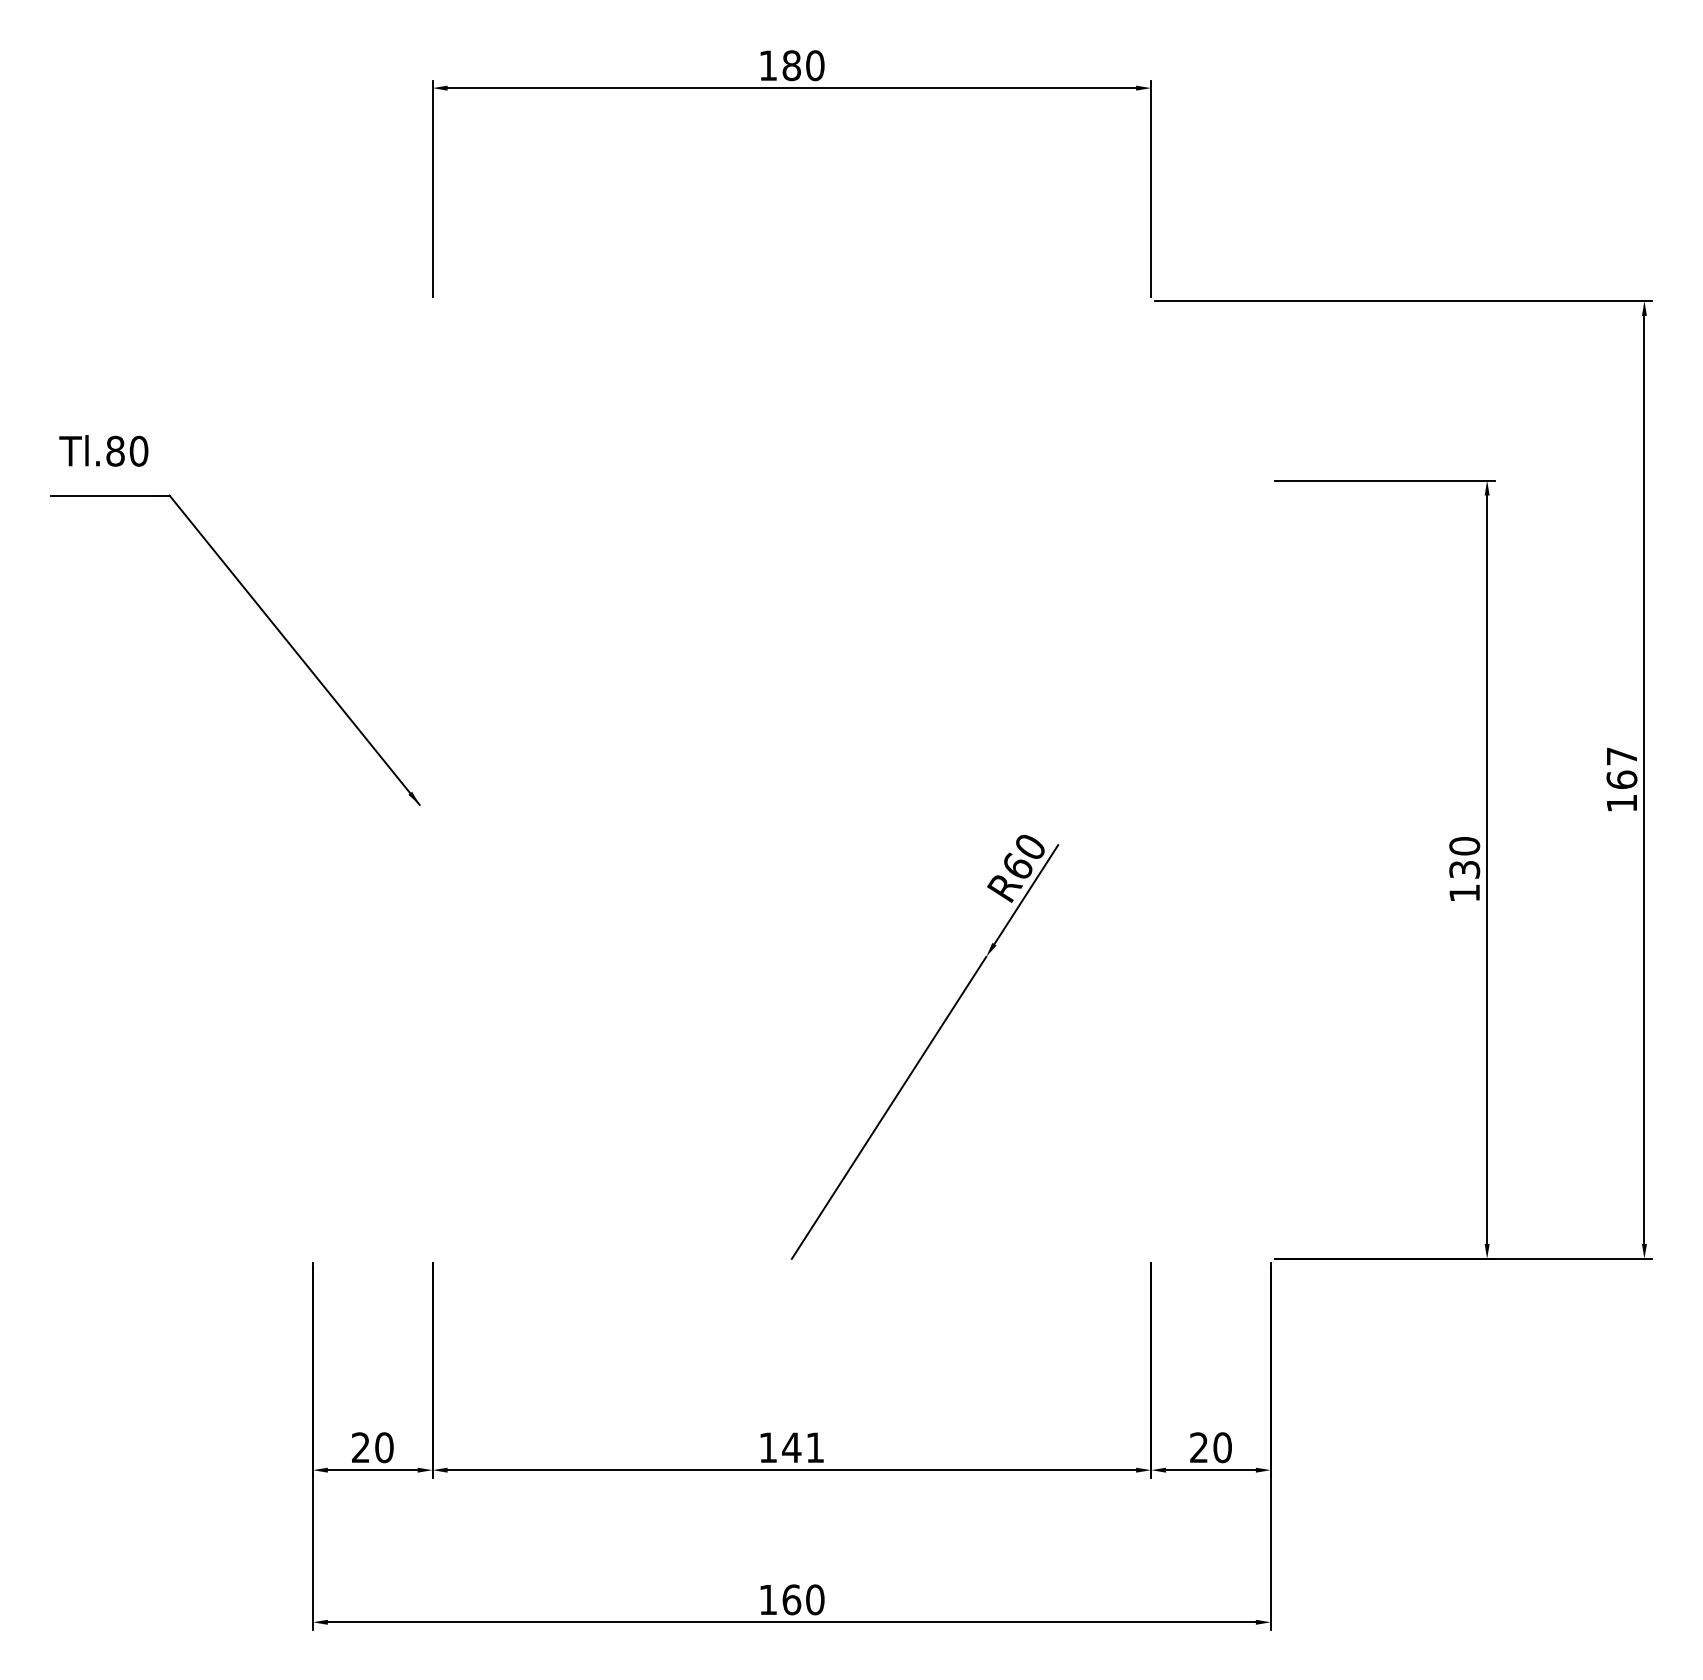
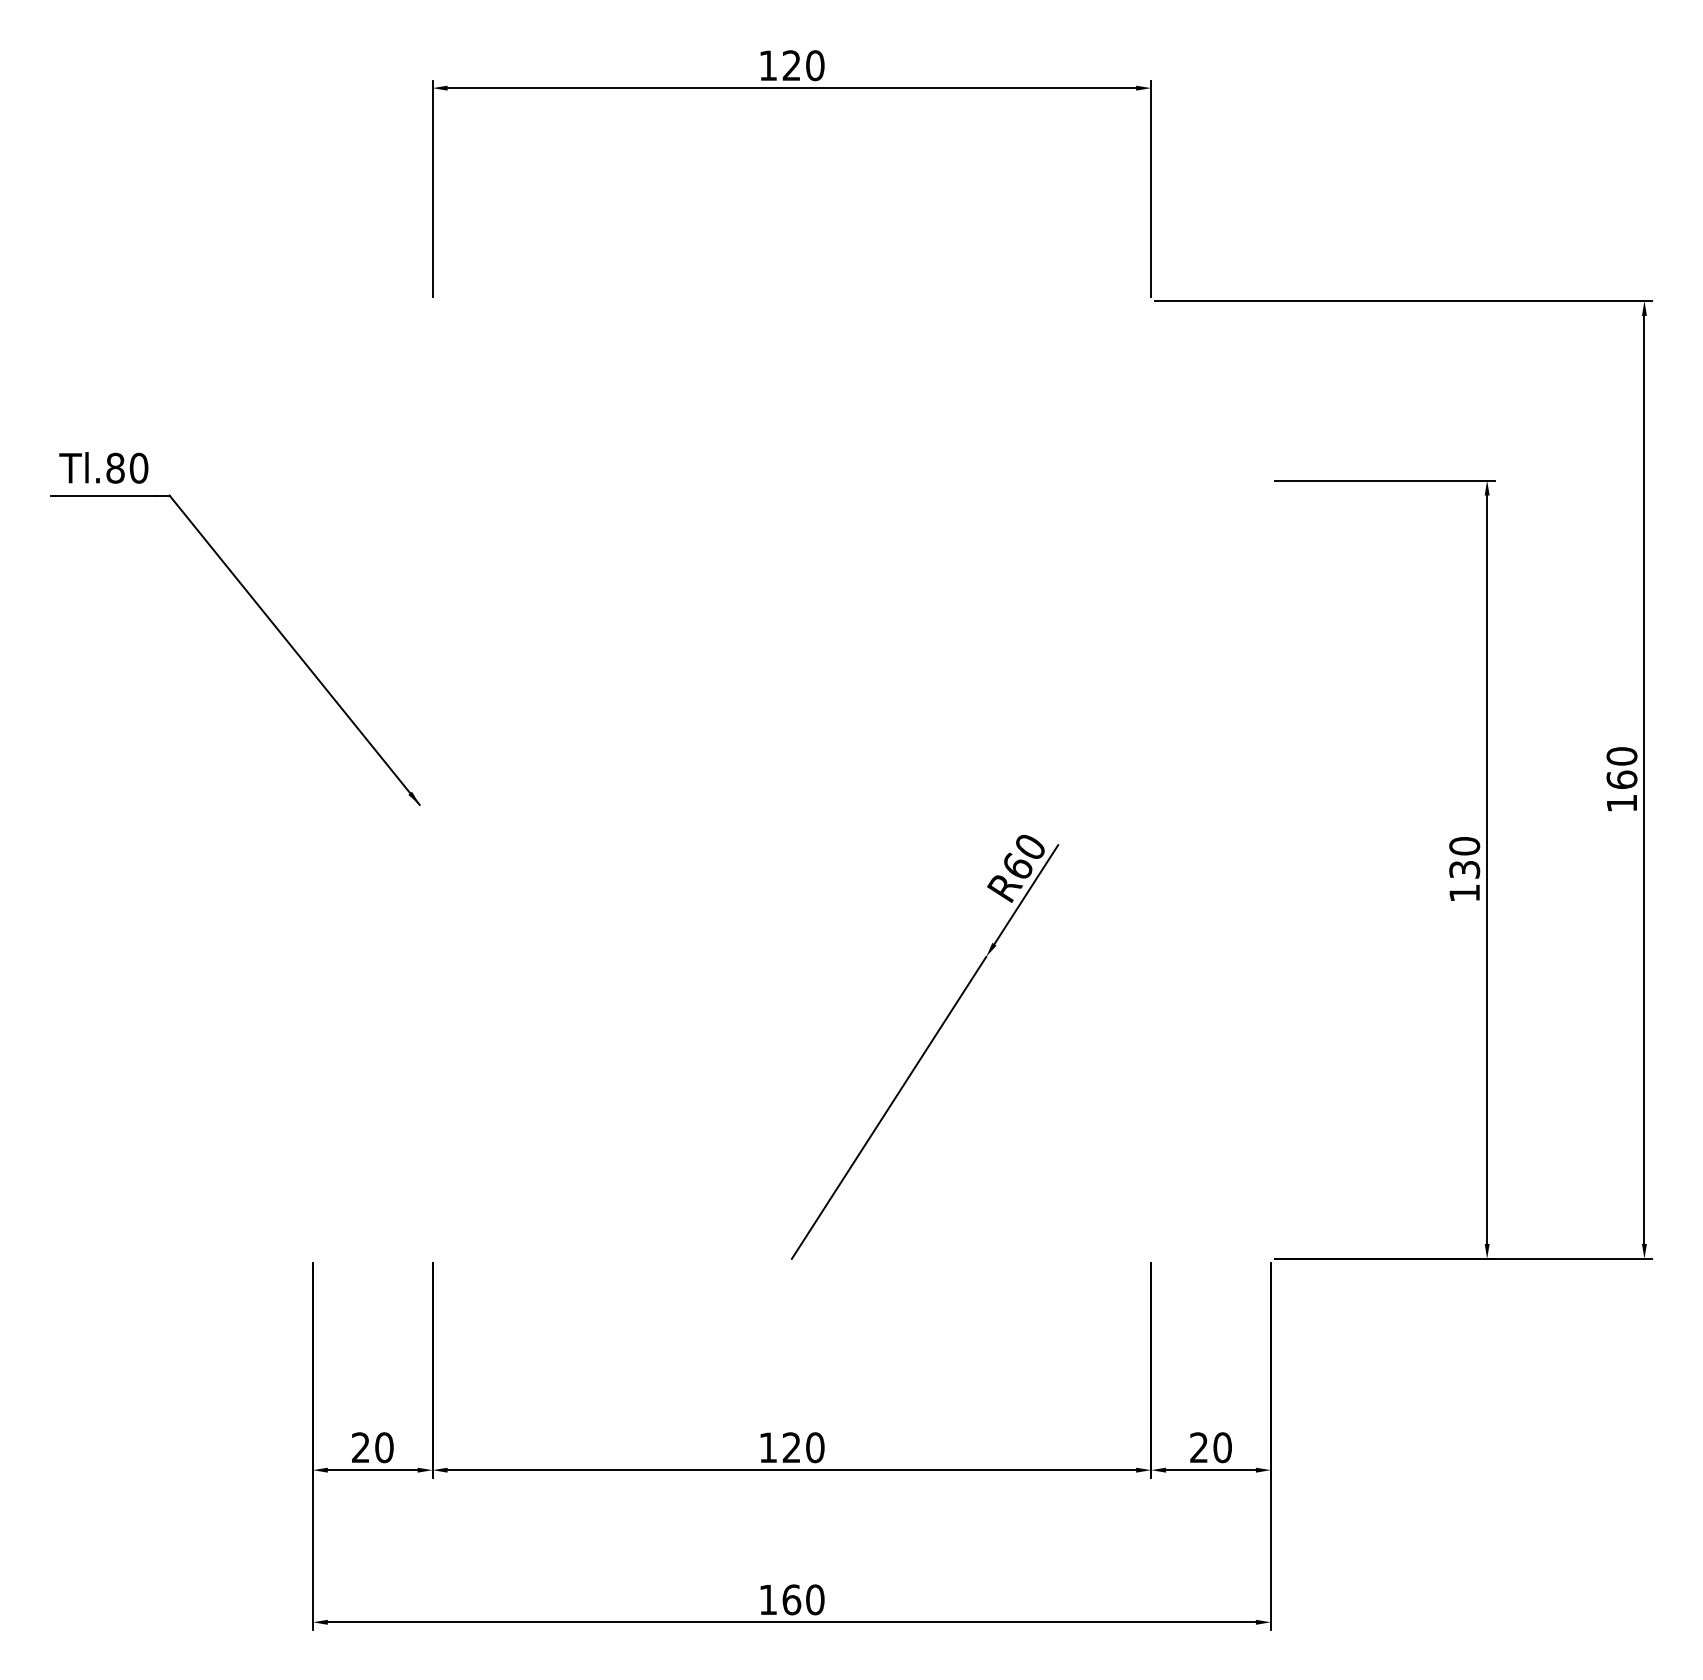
text: 180 -> 120 (791, 65)
text position: (103, 450) -> (103, 467) (103, 467)
text: 167 -> 160 (1621, 756)
text: 141 -> 120 (803, 1447)
